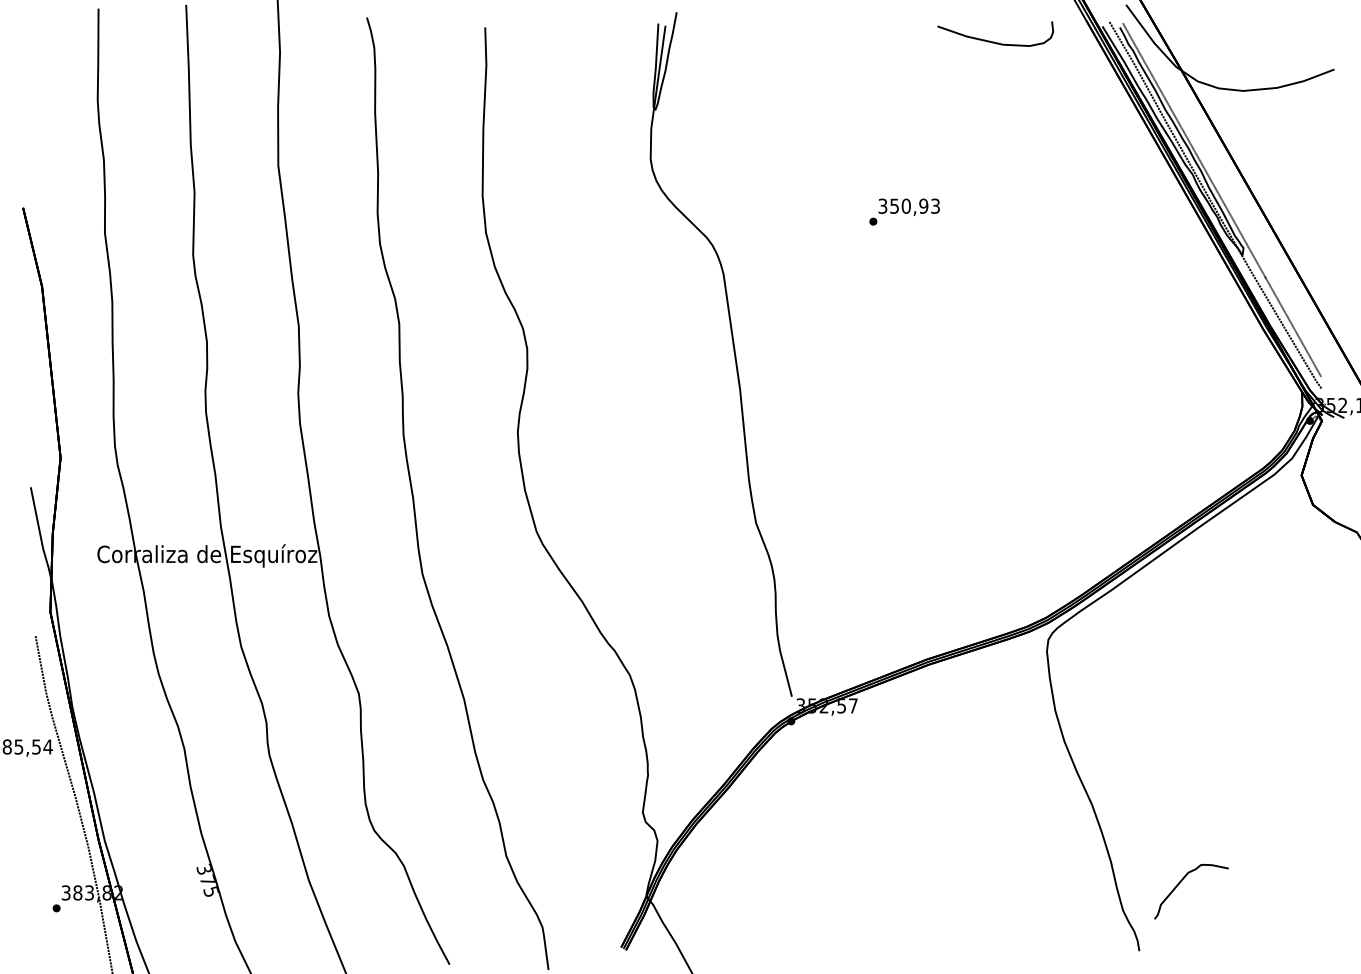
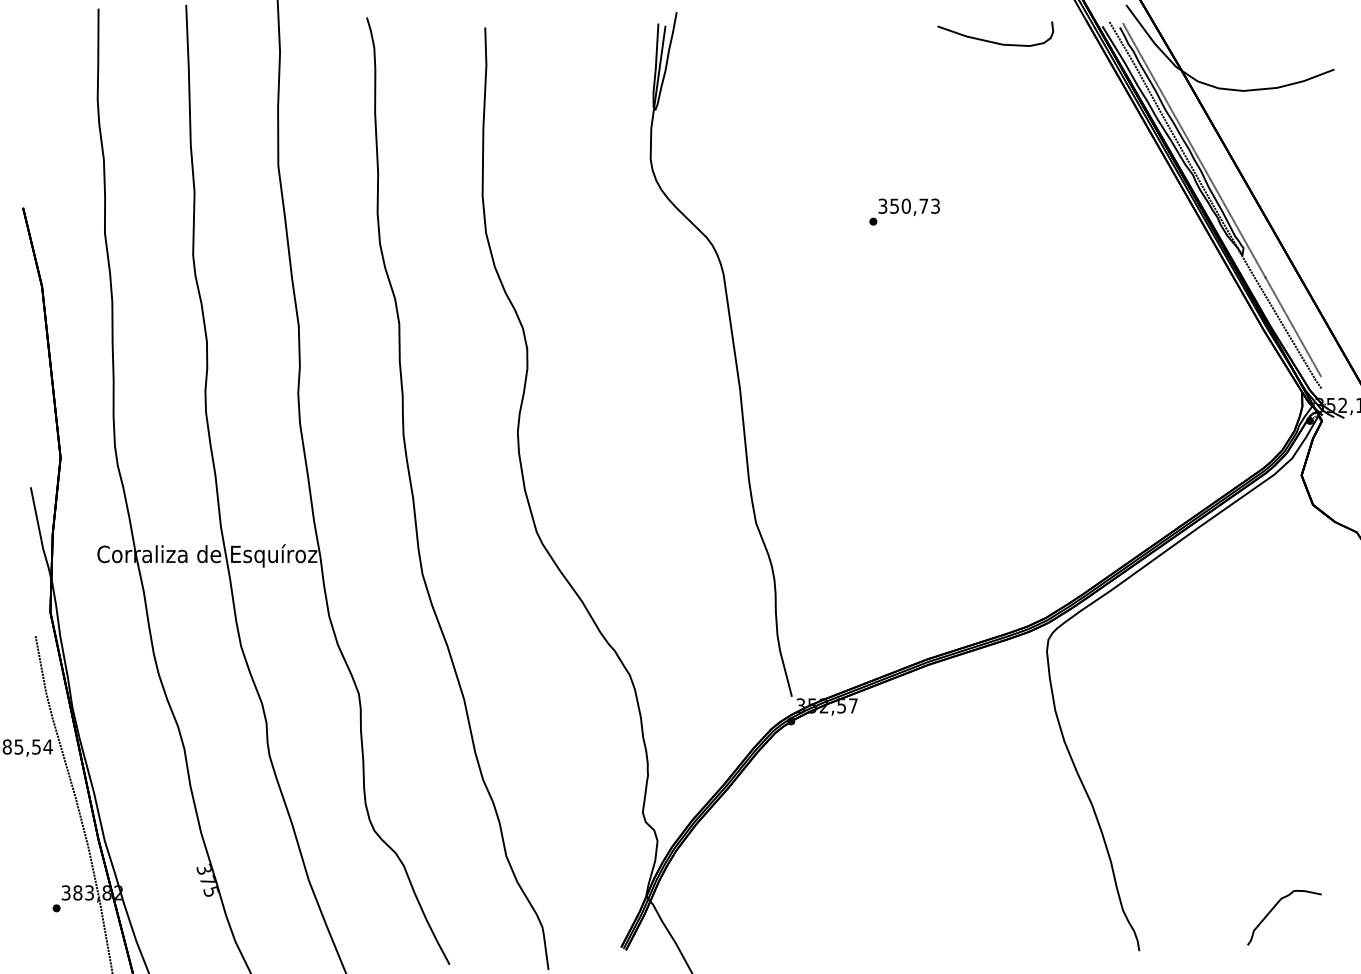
text: 350,93 -> 350,73 (923, 205)
curve position: (1181, 882) -> (1274, 908) (1274, 908)
